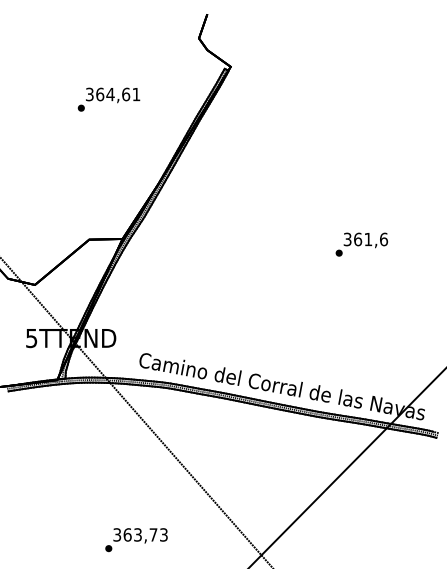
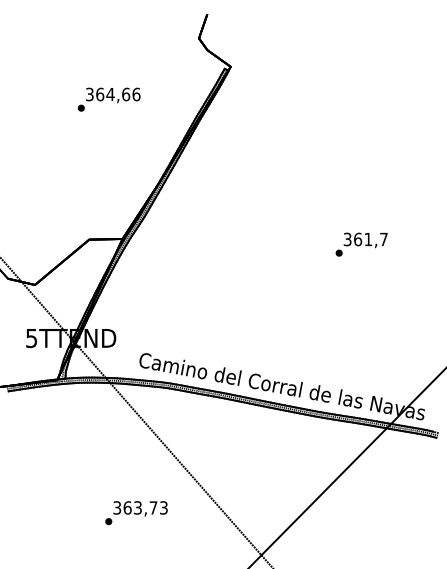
text: 364,61 -> 364,66 (136, 94)
text: 361,6 -> 361,7 (384, 239)
text position: (136, 540) -> (136, 513) (136, 513)
